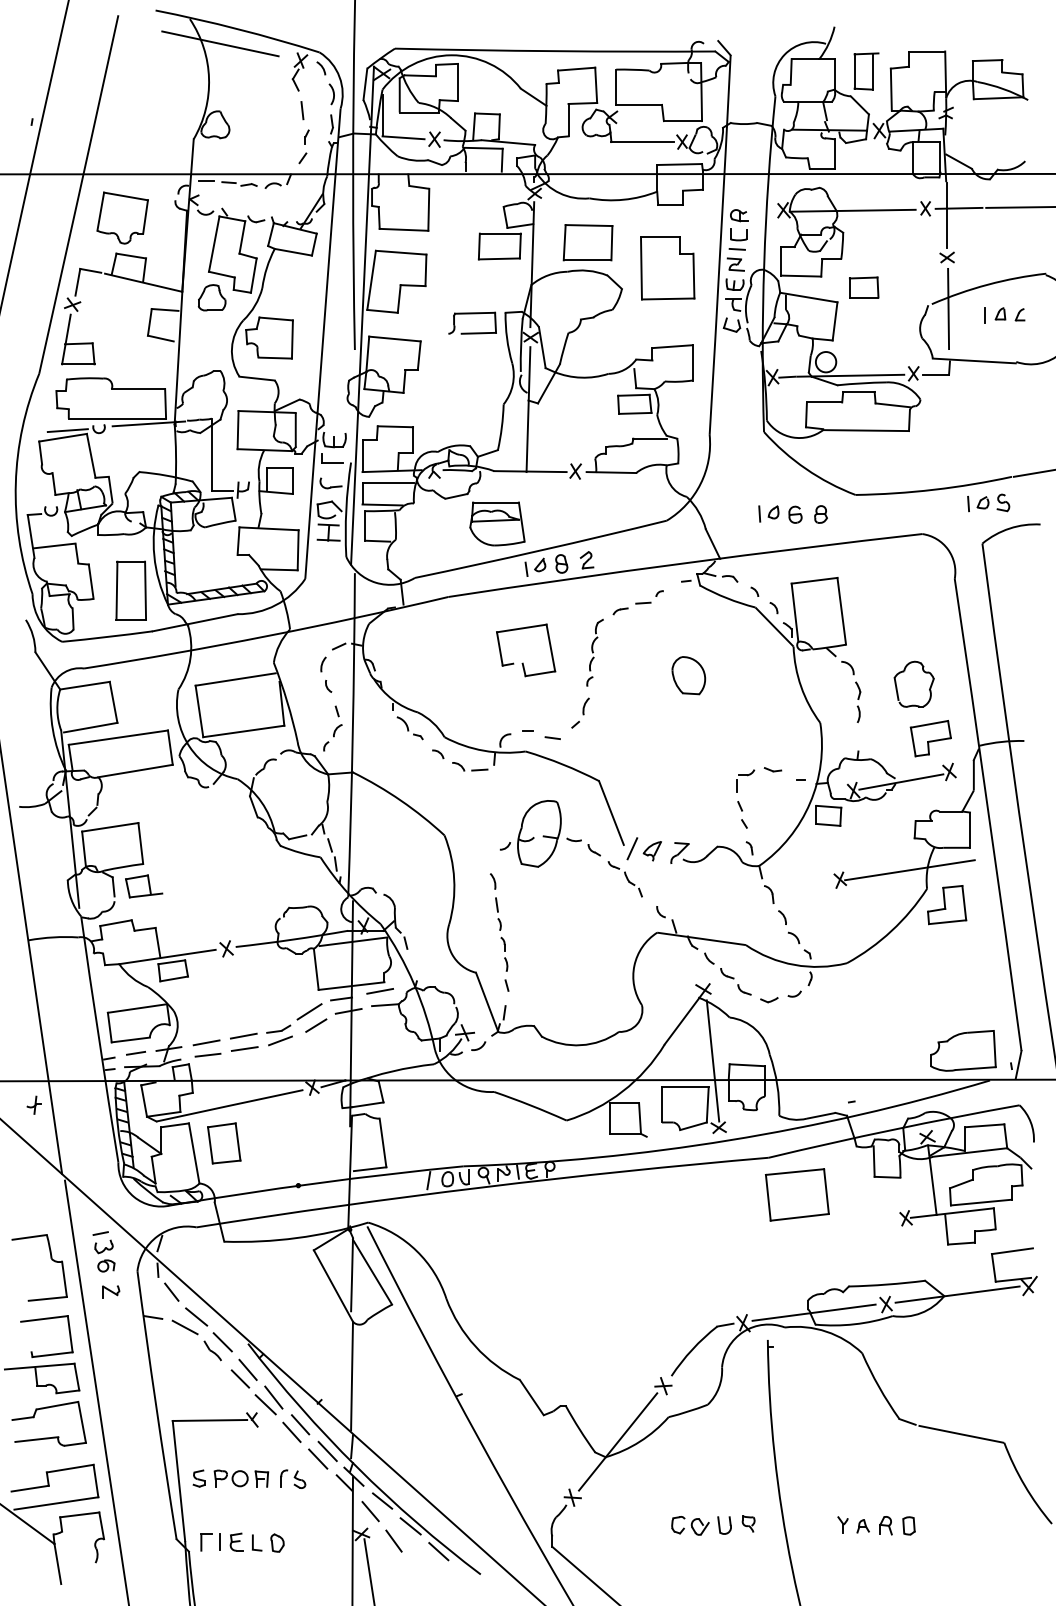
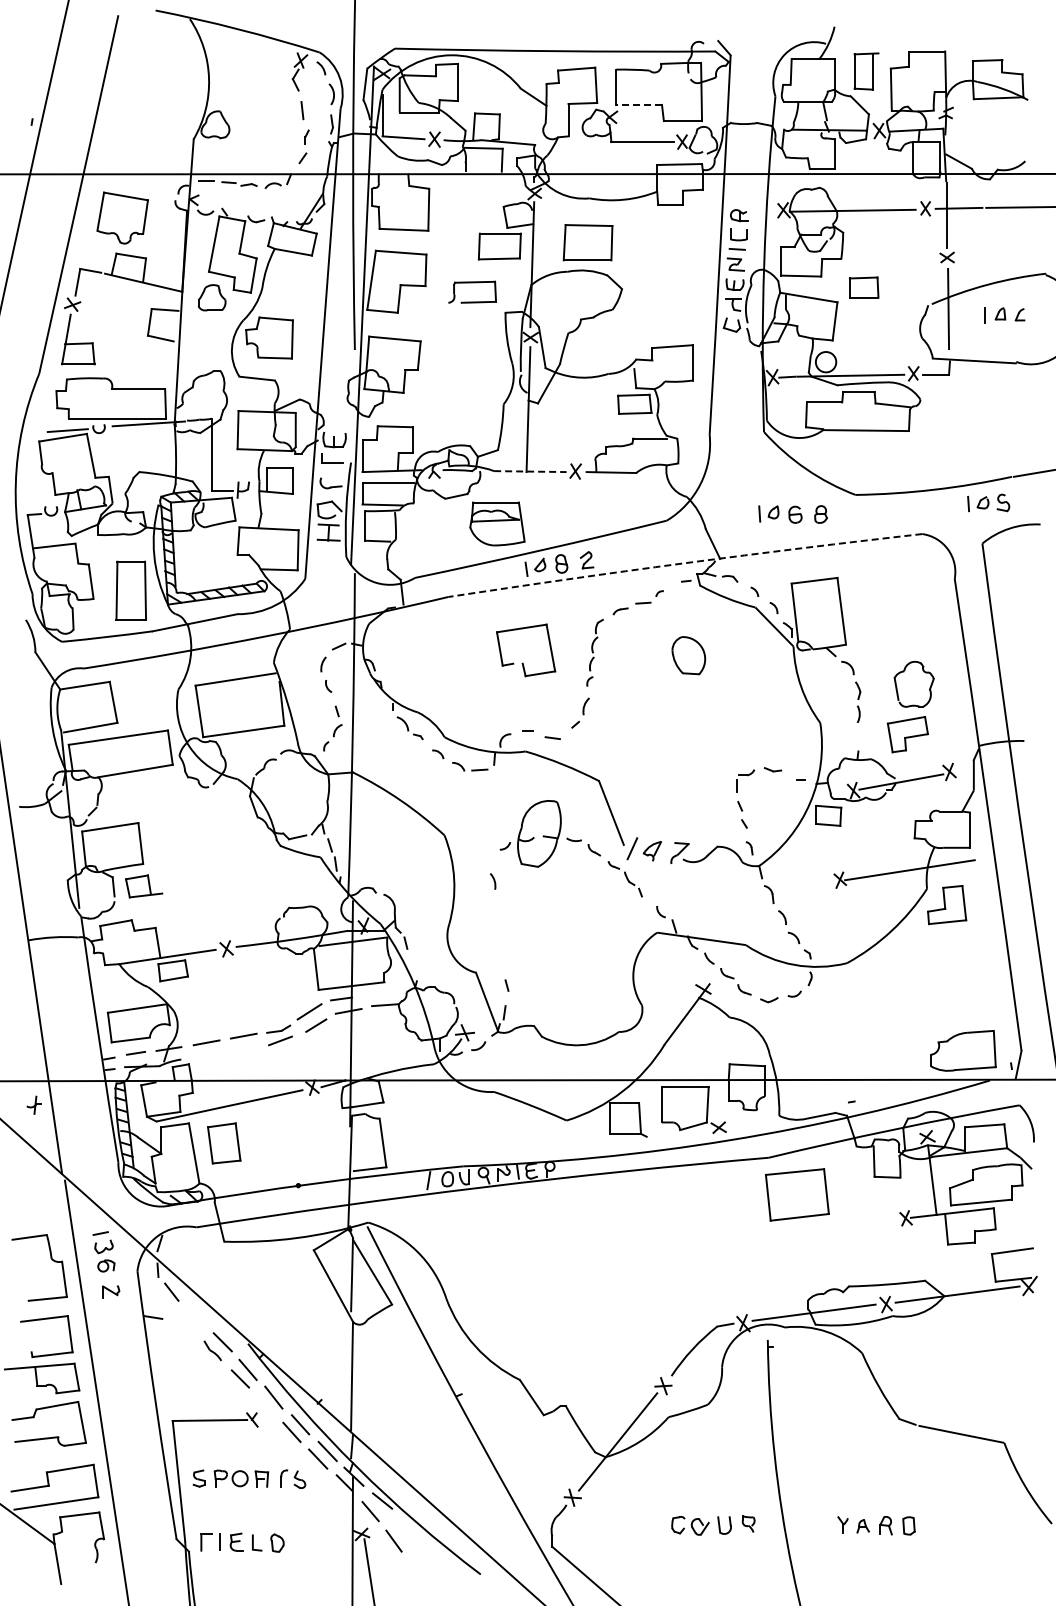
line: present -> none (220, 43)
line: solid -> dashed (639, 104)
part: present -> none (667, 268)
part position: (472, 314) -> (472, 283) (472, 283)
line: solid -> dashed (530, 471)
arc: solid -> dashed (685, 563)
part position: (688, 675) -> (688, 655) (688, 655)
part position: (930, 738) -> (907, 734) (907, 734)
part: present -> none (501, 934)
line: present -> none (380, 990)
line: present -> none (244, 1048)
line: present -> none (207, 1054)
line: present -> none (712, 1060)
line: present -> none (196, 1316)
line: present -> none (184, 1327)
line: present -> none (265, 1404)
line: present -> none (410, 1526)
line: present -> none (438, 1551)
